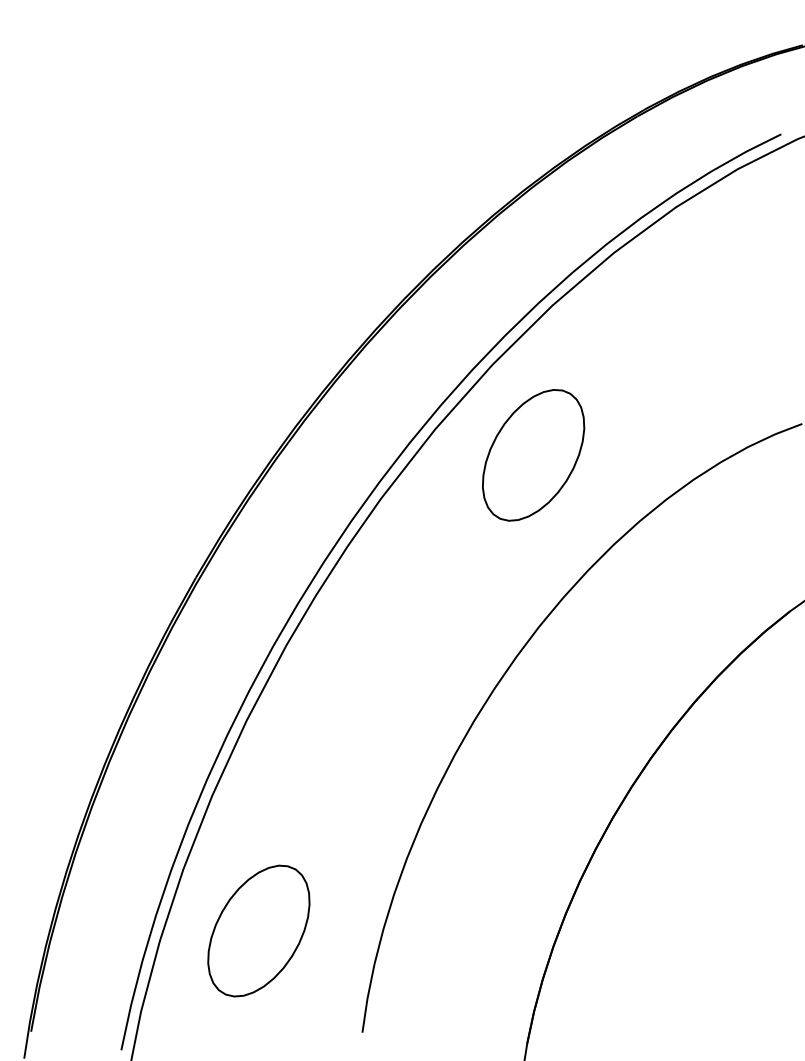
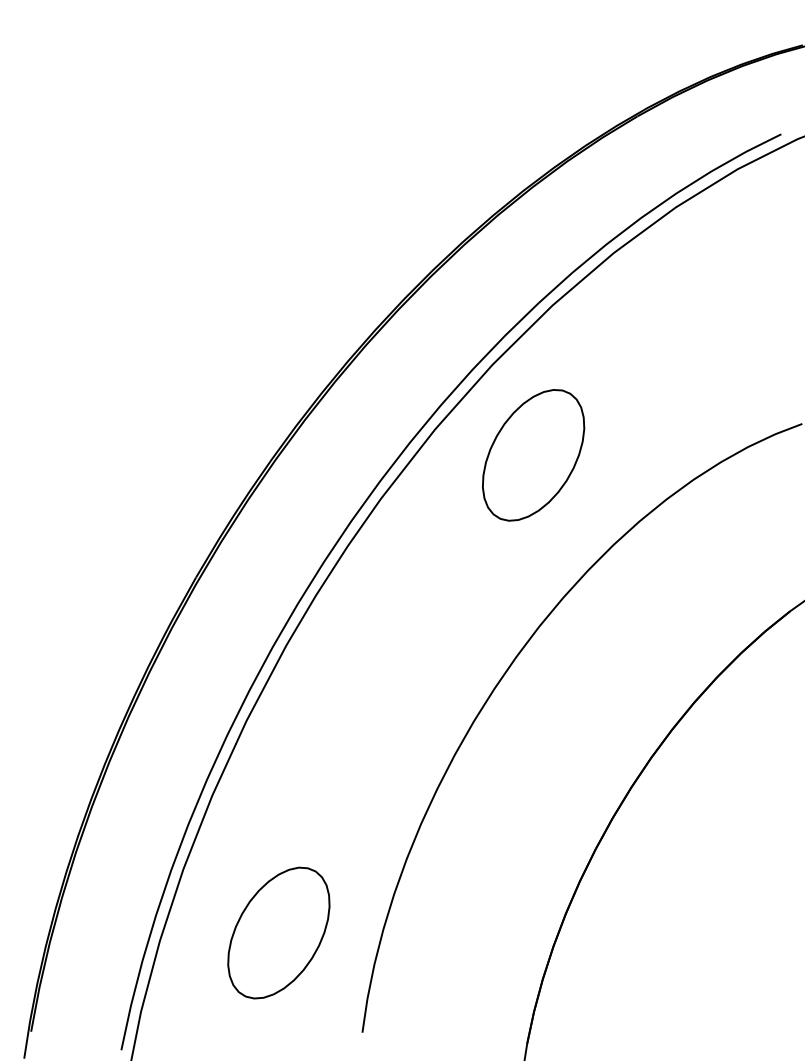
part position: (258, 930) -> (278, 932) (278, 932)
